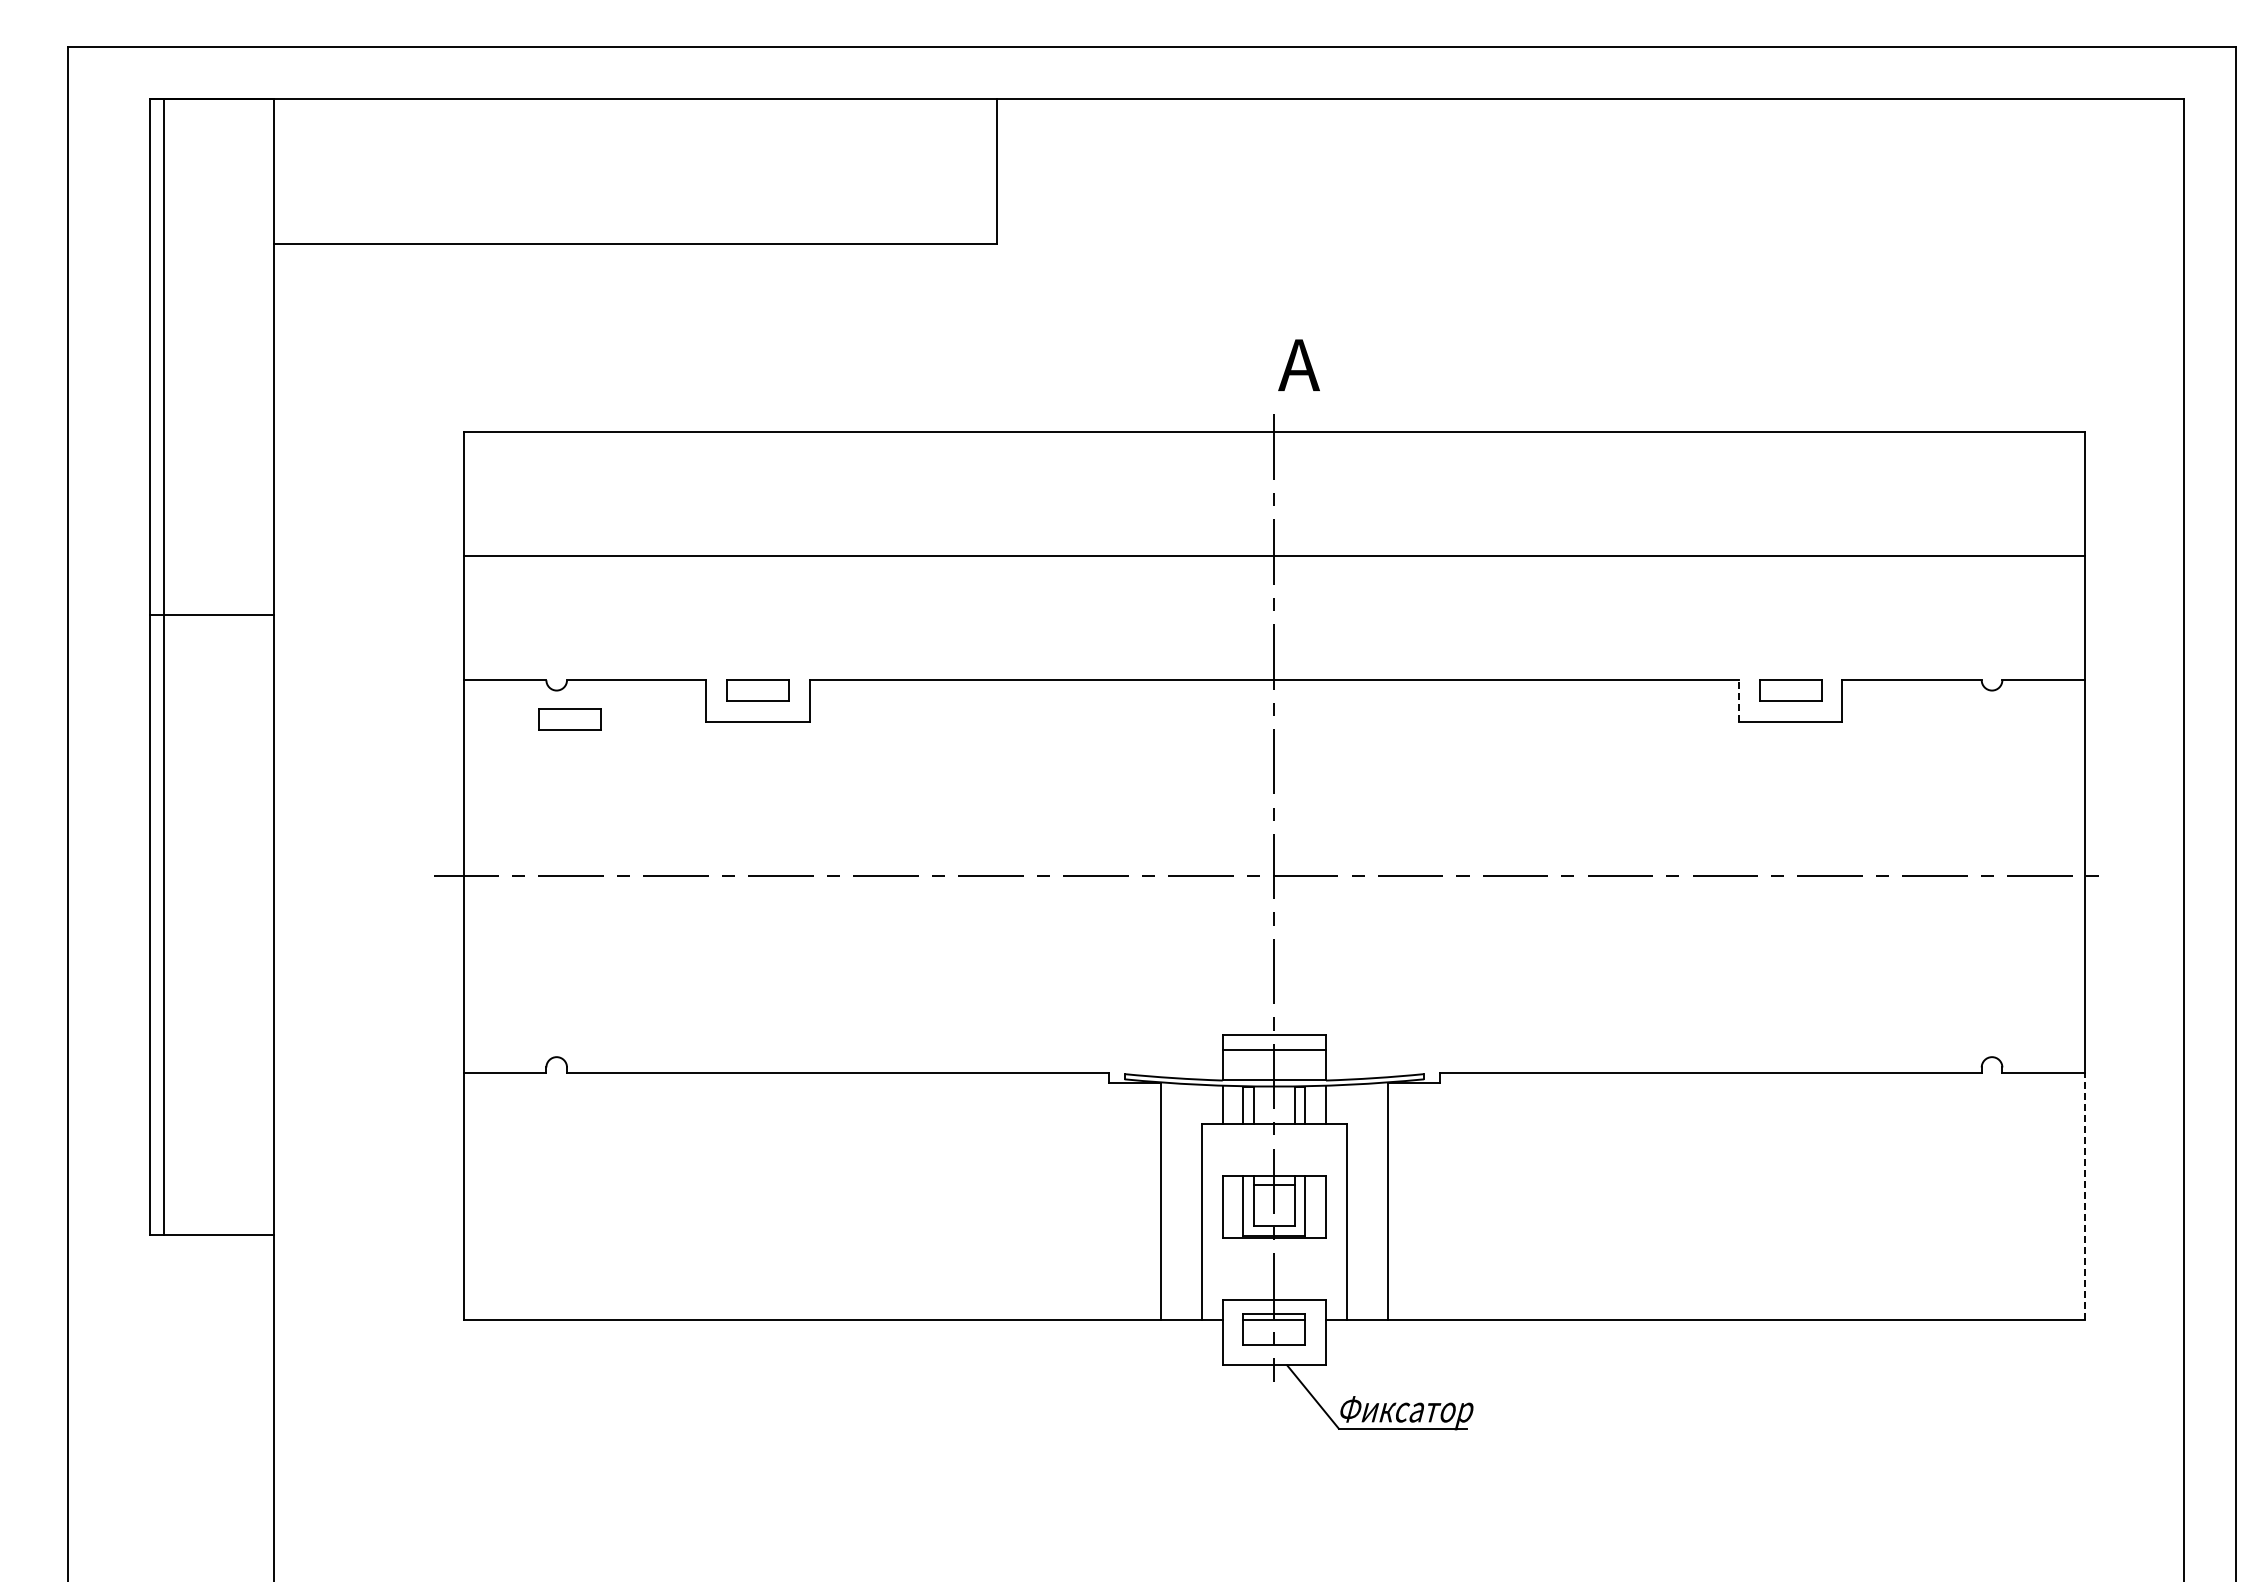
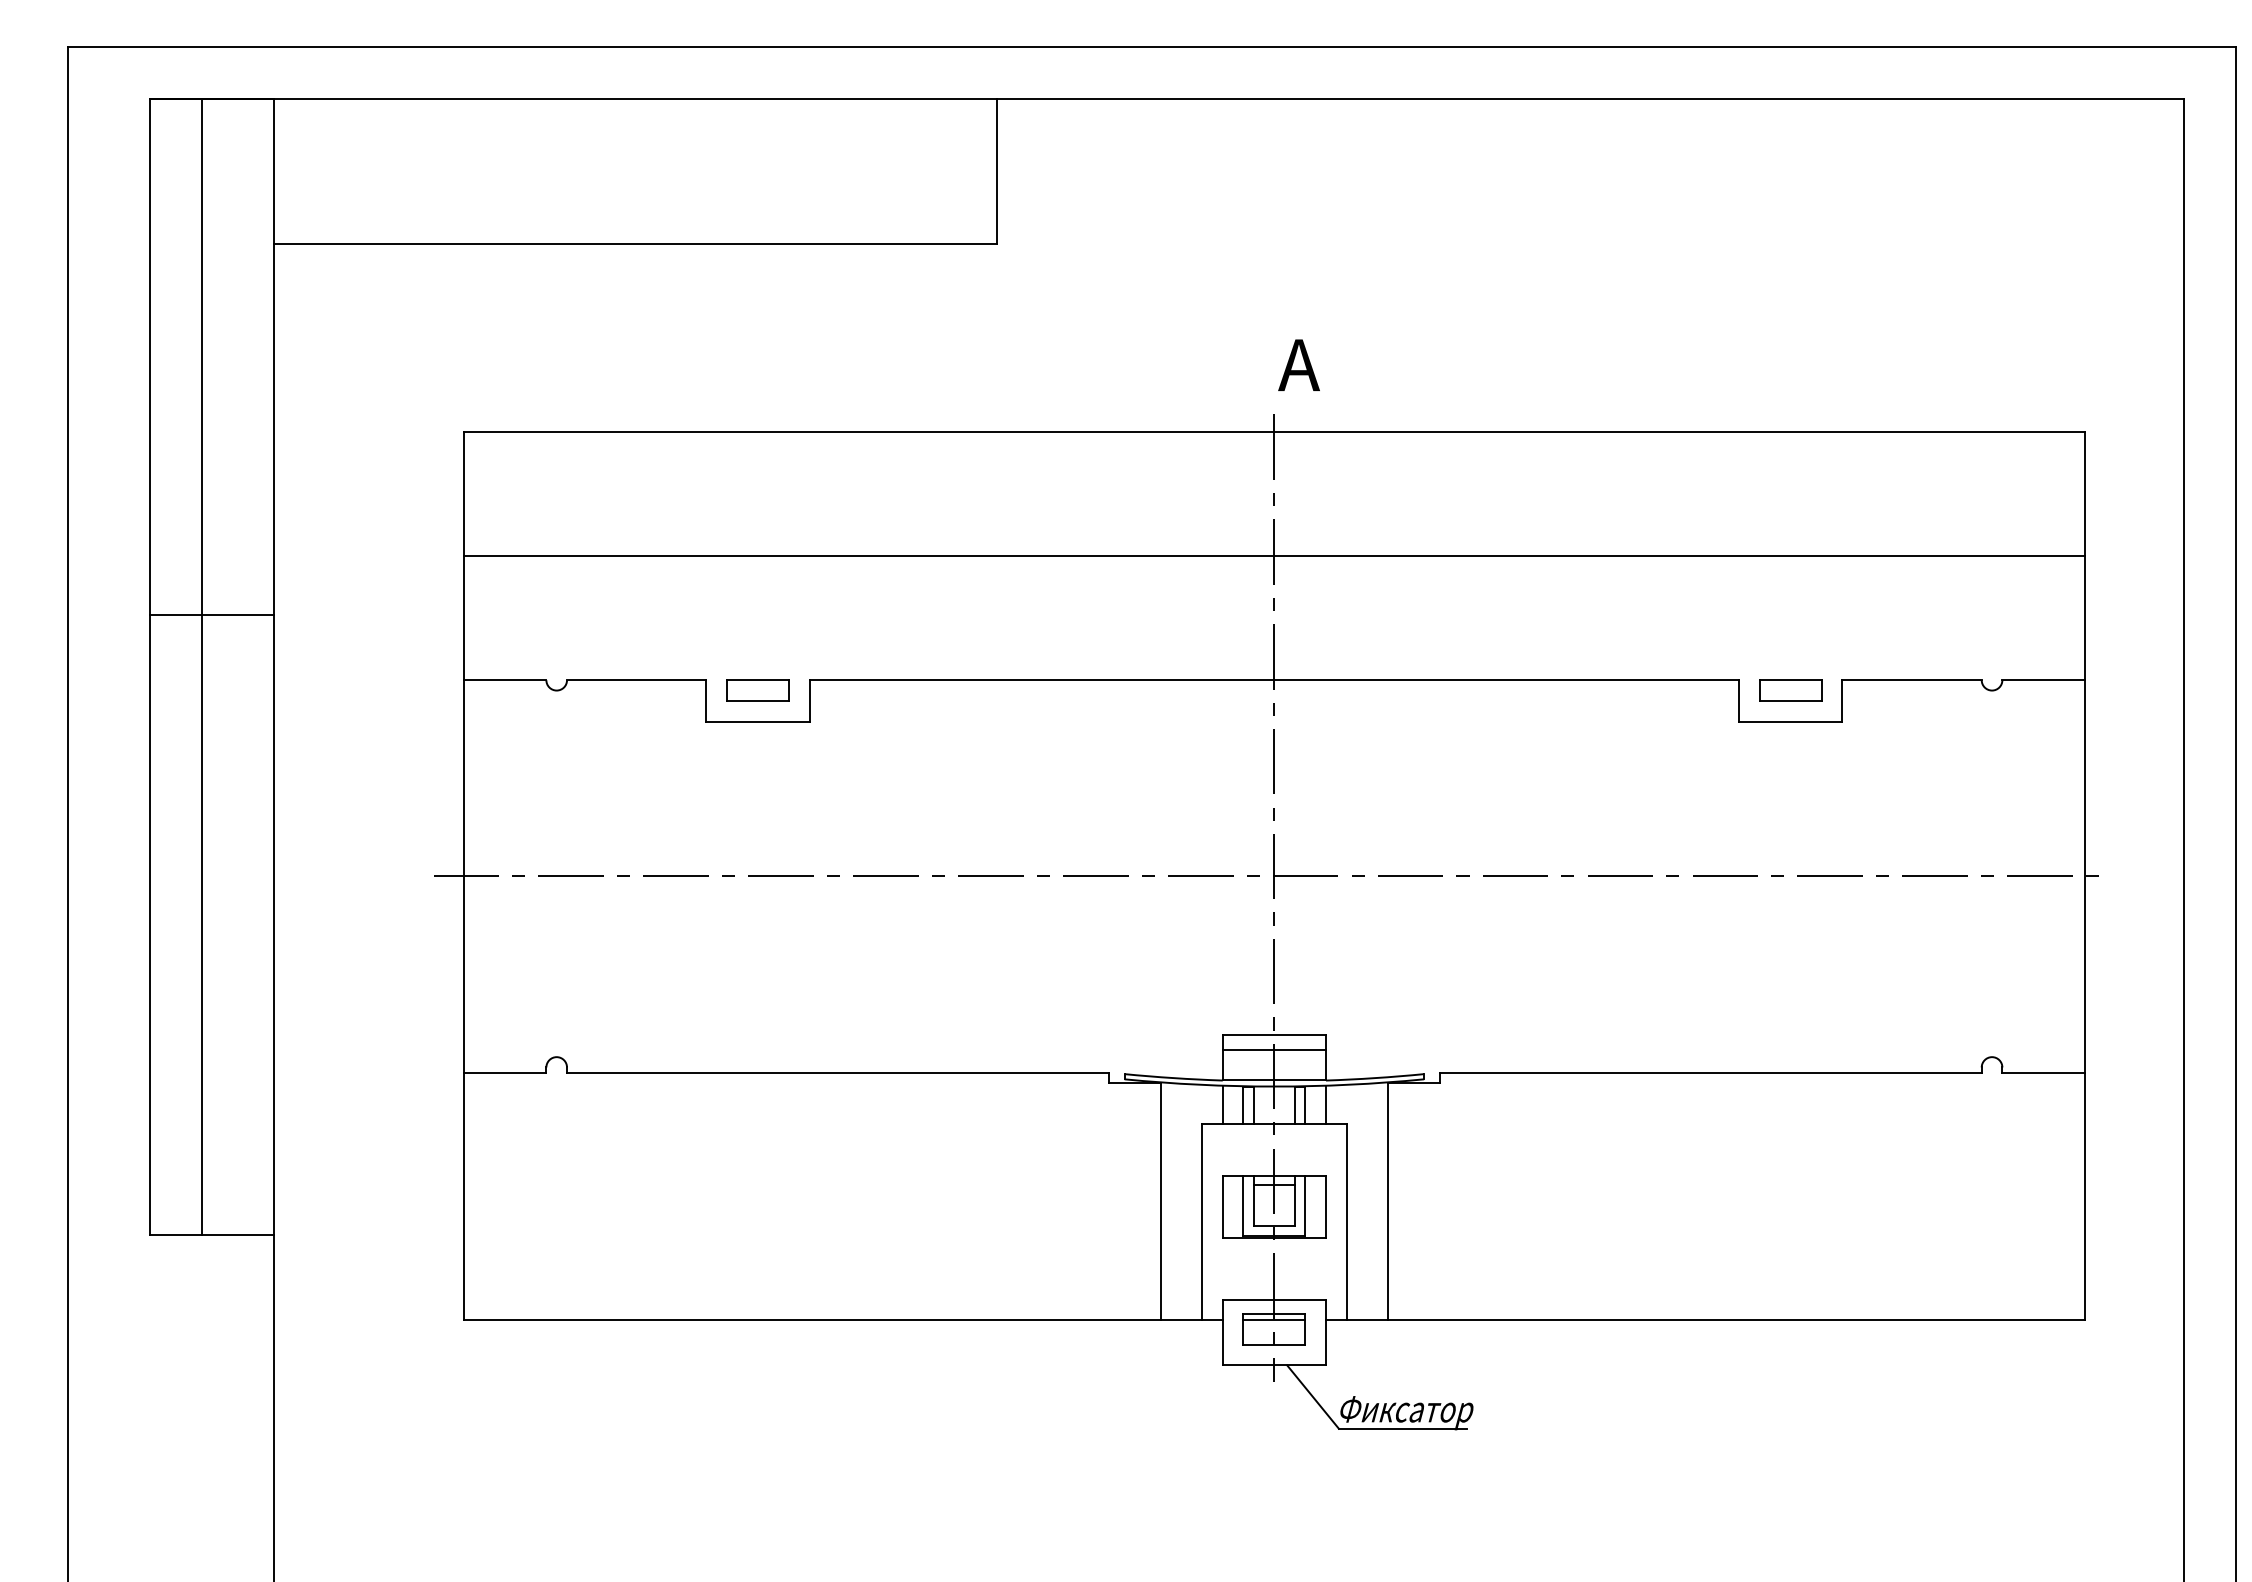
line position: (163, 666) -> (201, 666) (201, 666)
line: dashed -> solid (1739, 700)
part: present -> none (569, 719)
line: dashed -> solid (2084, 1196)
